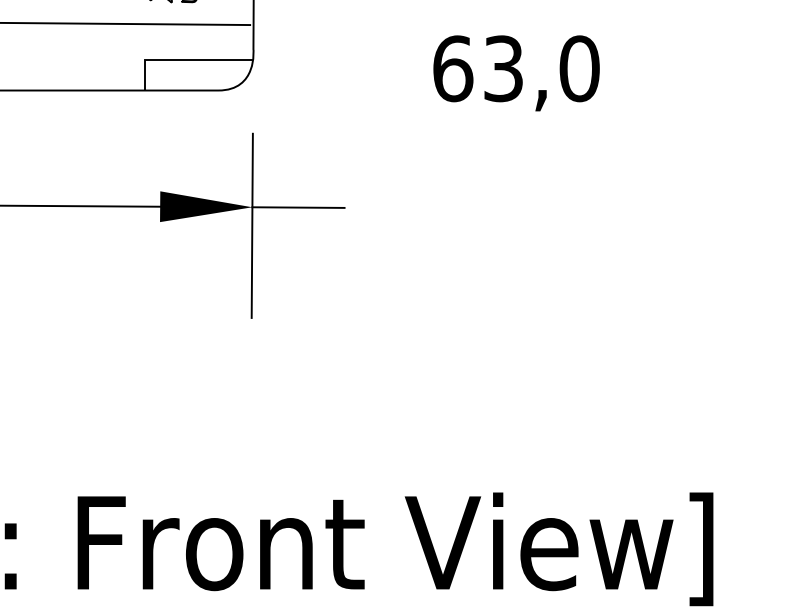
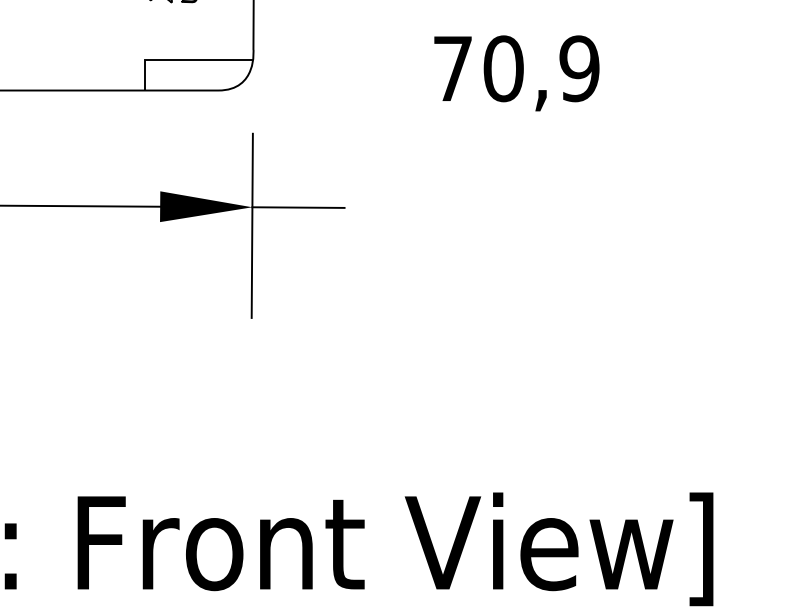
line: present -> none (126, 23)
text: 63,0 -> 70,9 (516, 68)
